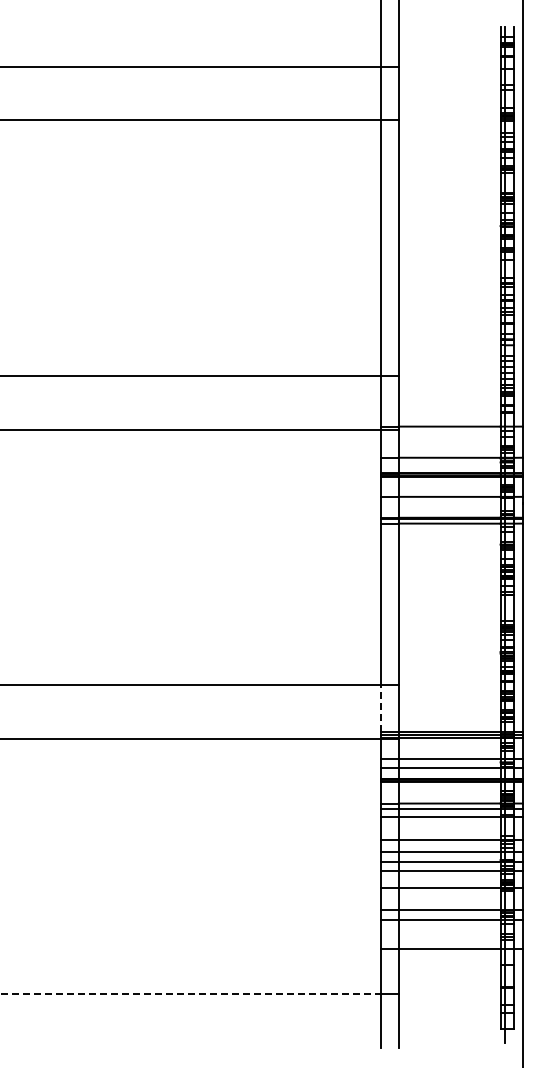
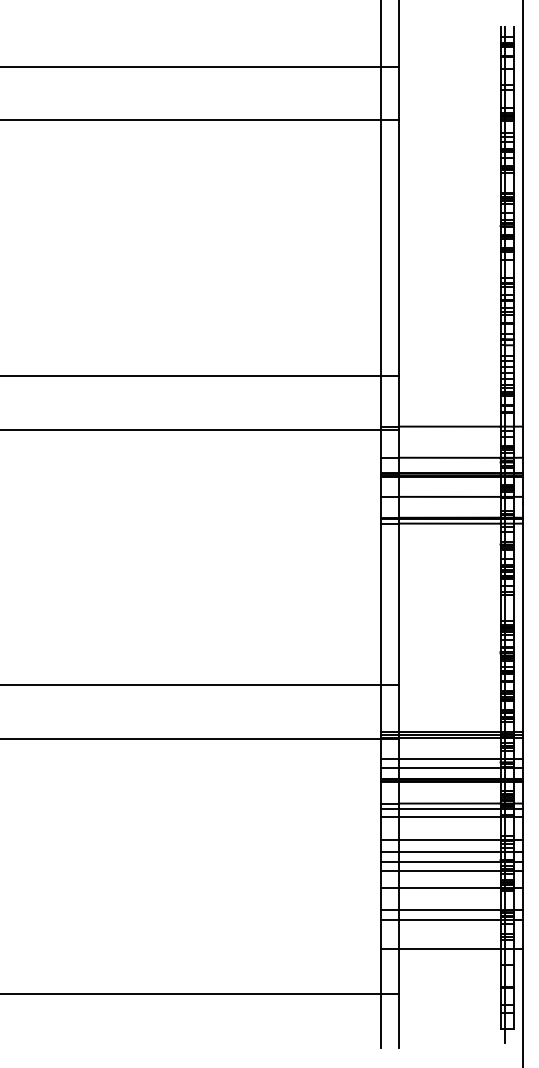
line: dashed -> solid (381, 708)
line: dashed -> solid (191, 994)
